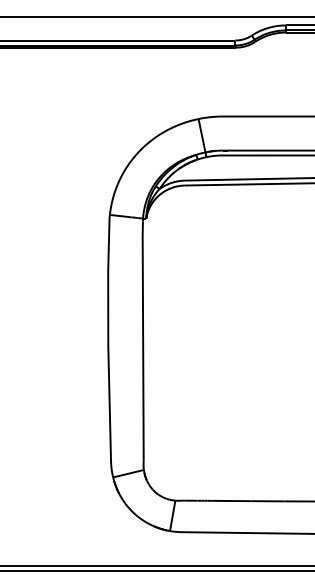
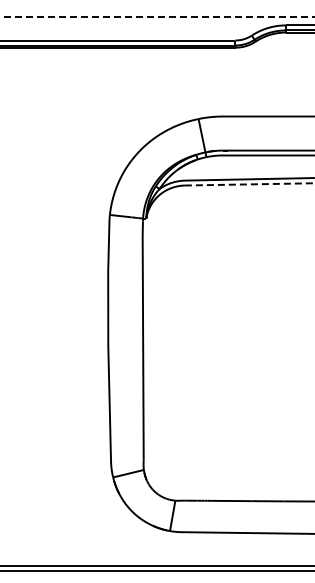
line: solid -> dashed (157, 17)
line: solid -> dashed (249, 184)
